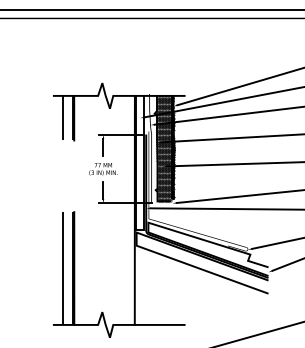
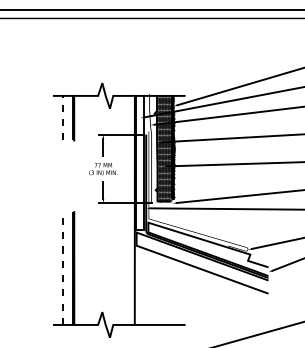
line: solid -> dashed (62, 117)
line: solid -> dashed (62, 268)
